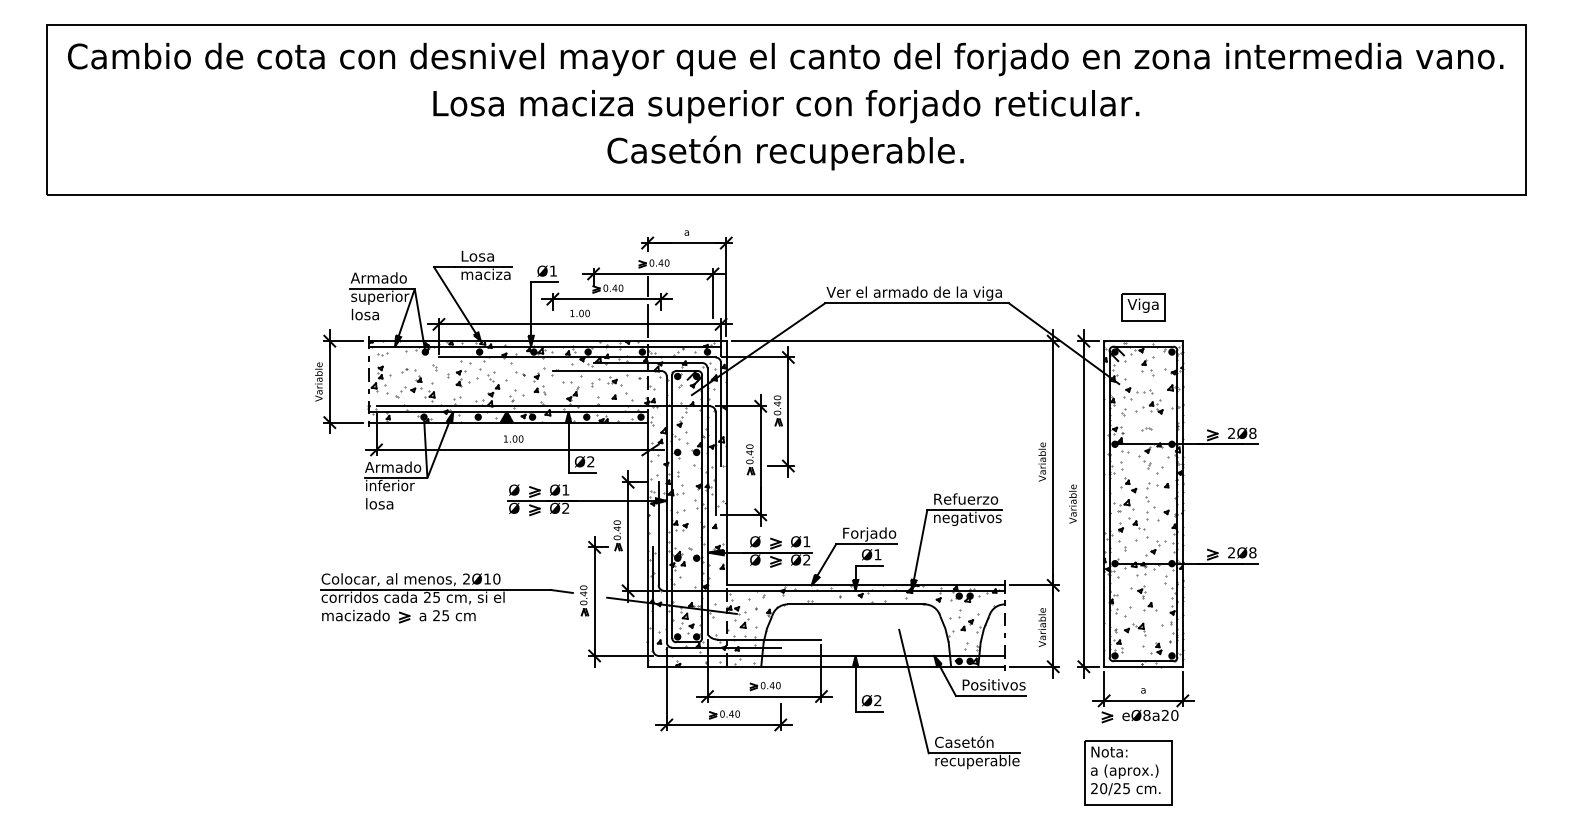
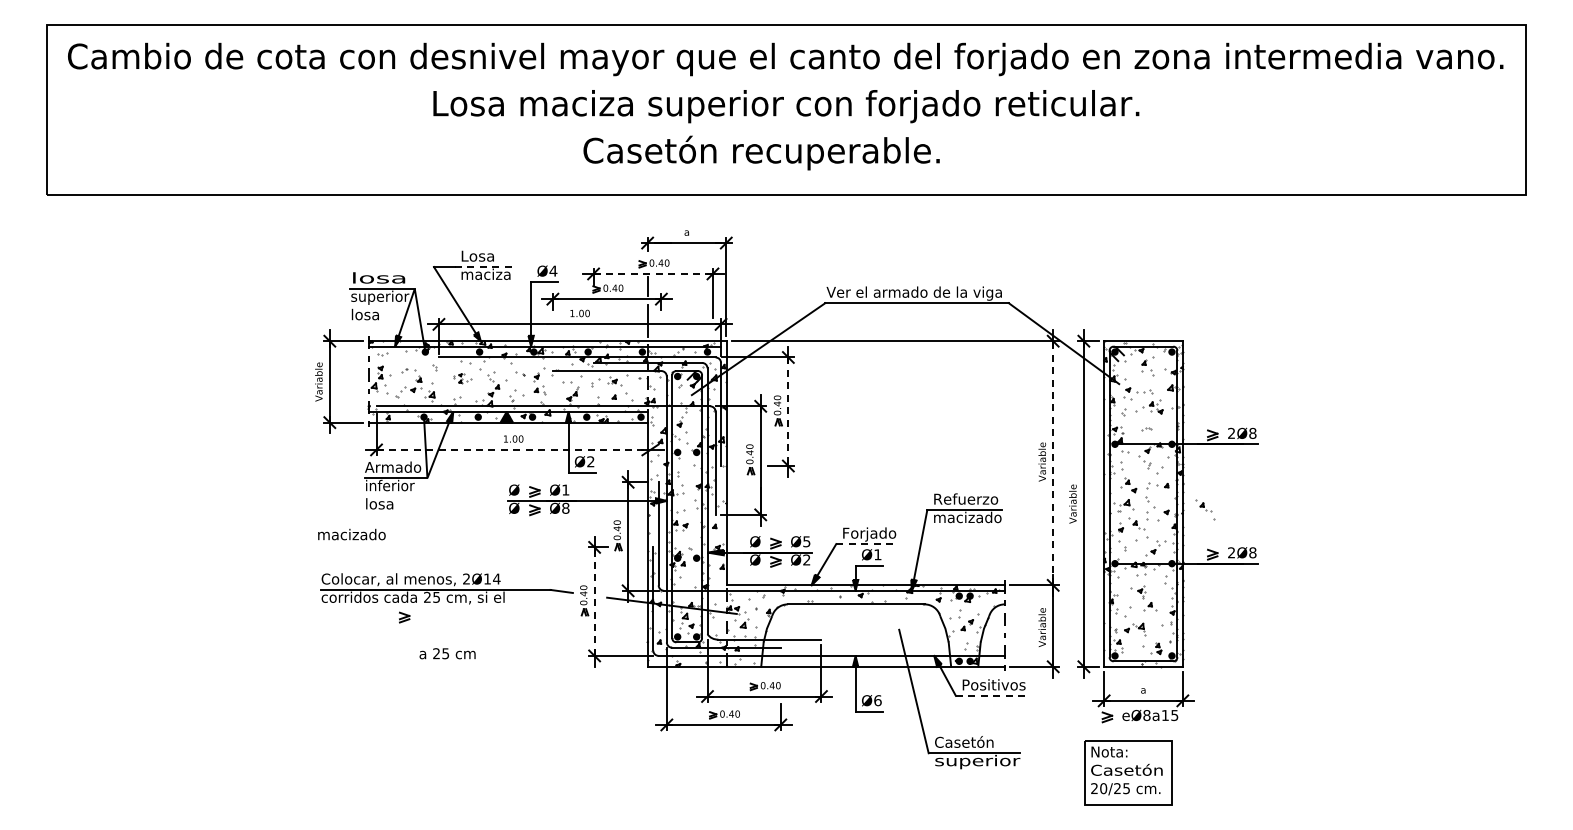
text position: (785, 152) -> (761, 152) (761, 152)
line: solid -> dashed (483, 267)
text: Ø1 -> Ø4 (553, 270)
line: solid -> dashed (653, 273)
text: Armado -> losa (378, 277)
part: present -> none (1143, 307)
part size: 32x18 px -> 20x12 px (462, 378)
line: solid -> dashed (788, 412)
line: solid -> dashed (512, 449)
line: solid -> dashed (1053, 462)
text: Ø2 -> Ø8 (565, 507)
part: none -> present (1205, 509)
text: negativos -> macizado (970, 518)
text: Ø1 -> Ø5 (806, 541)
line: solid -> dashed (867, 544)
text: 2Ø10 -> 2Ø14 (496, 578)
line: solid -> dashed (594, 601)
text position: (355, 615) -> (351, 534) (351, 534)
text position: (447, 615) -> (447, 653) (447, 653)
line: solid -> dashed (991, 695)
text: Ø2 -> Ø6 (877, 700)
text: eØ8a20 -> eØ8a15 (1169, 715)
text: recuperable -> superior (977, 761)
text: a (aprox.) -> Casetón (1126, 770)
